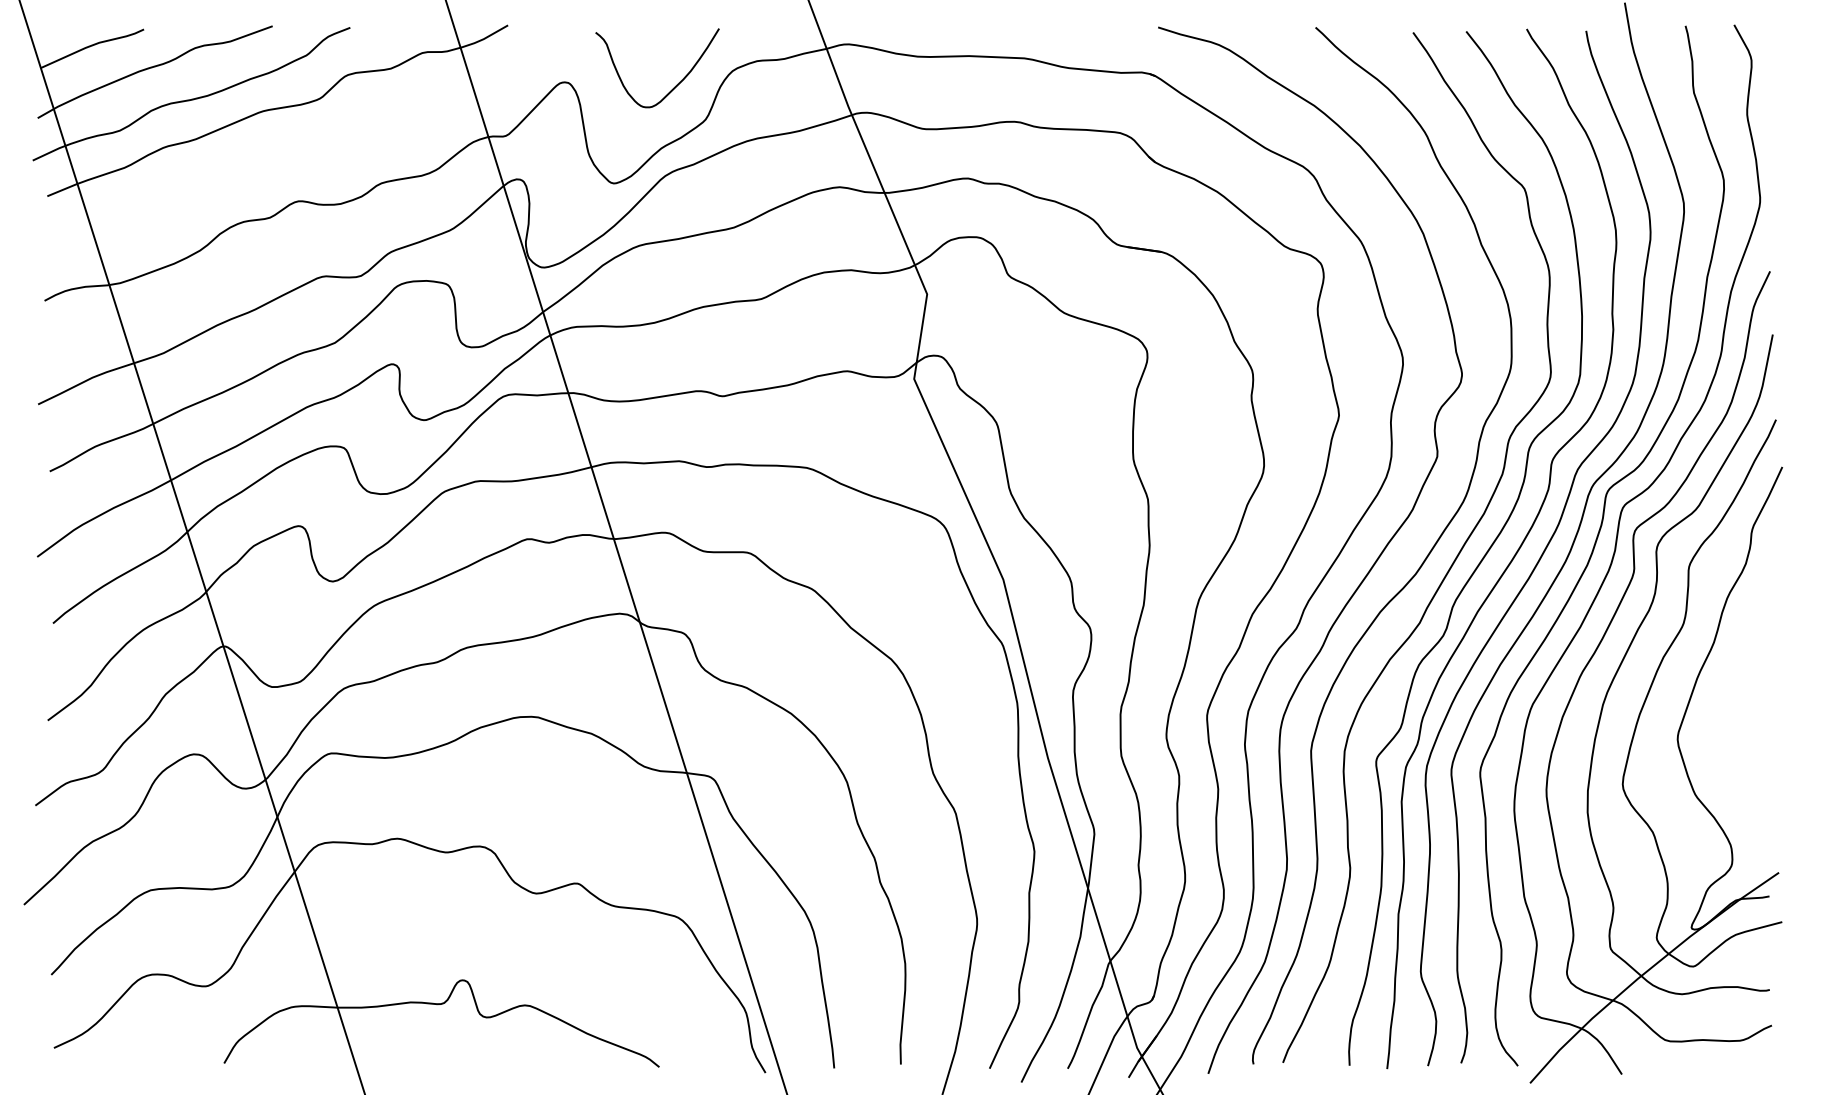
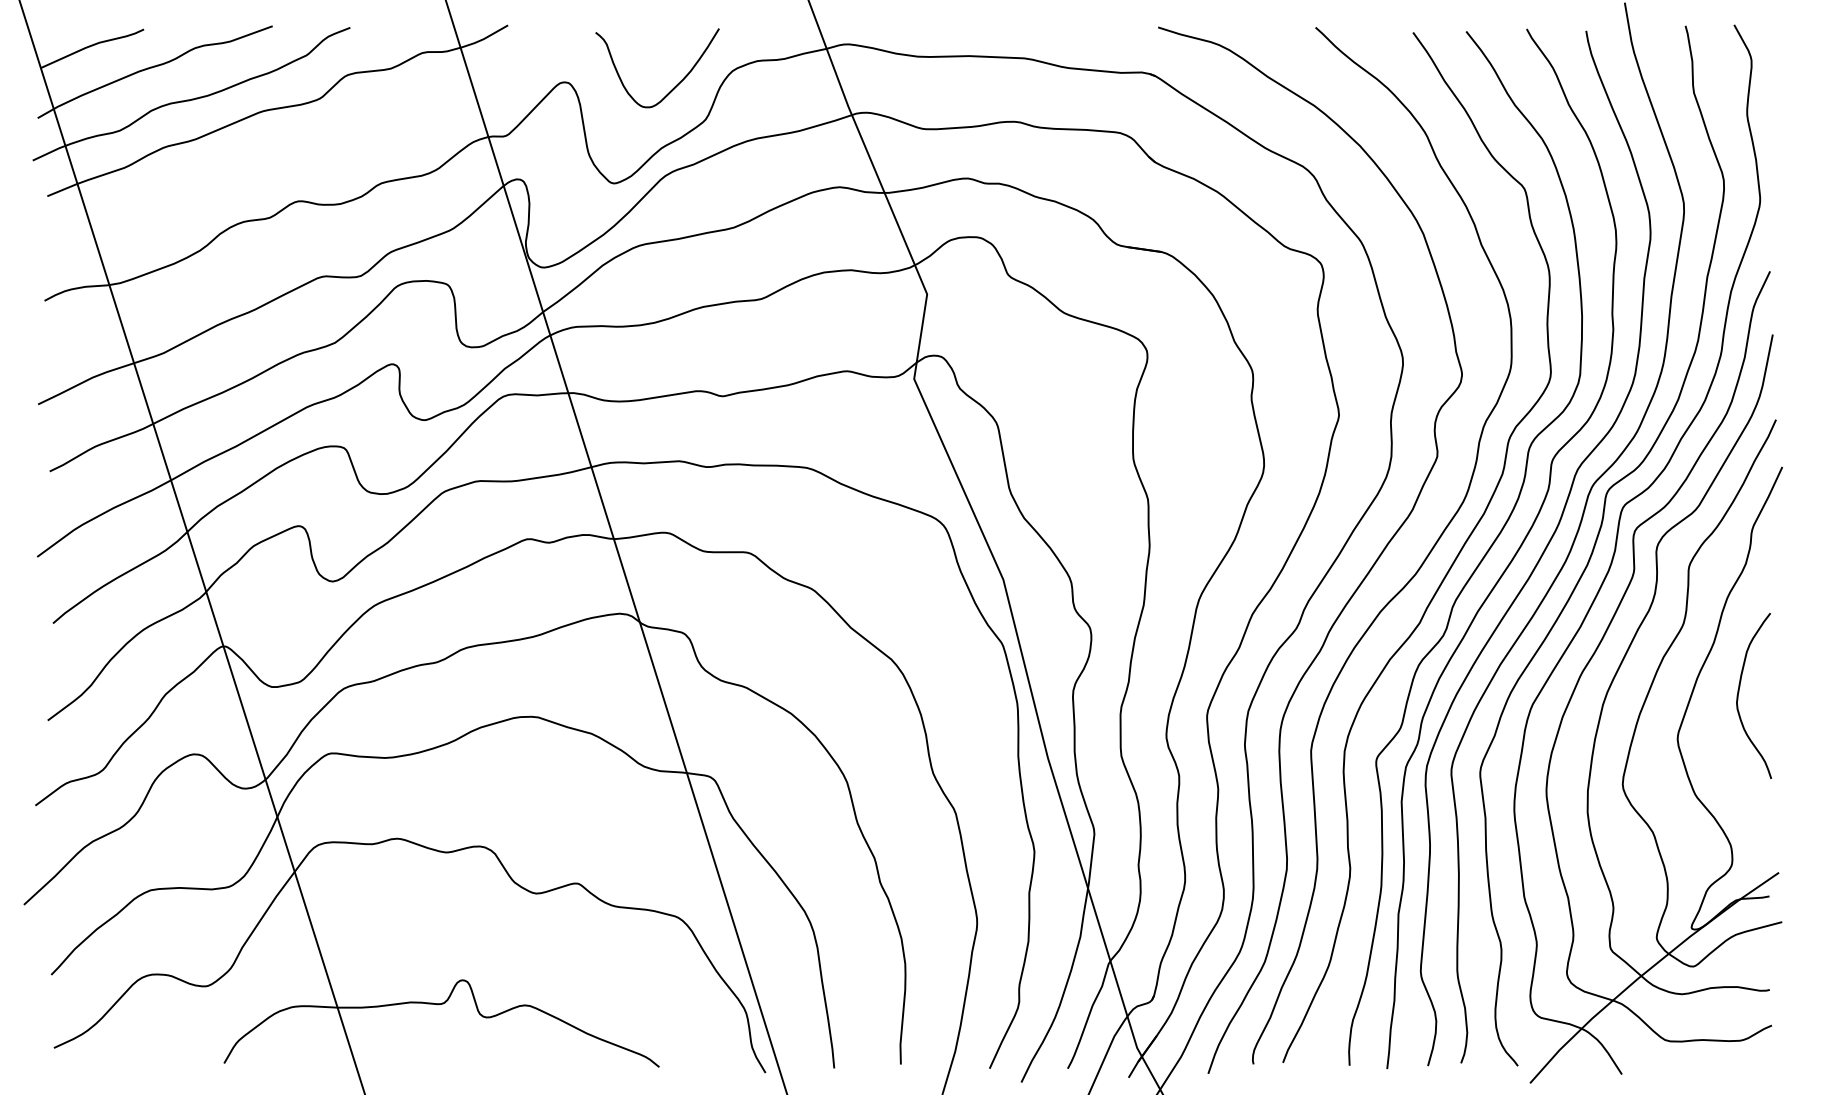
curve: none -> present (1739, 692)
